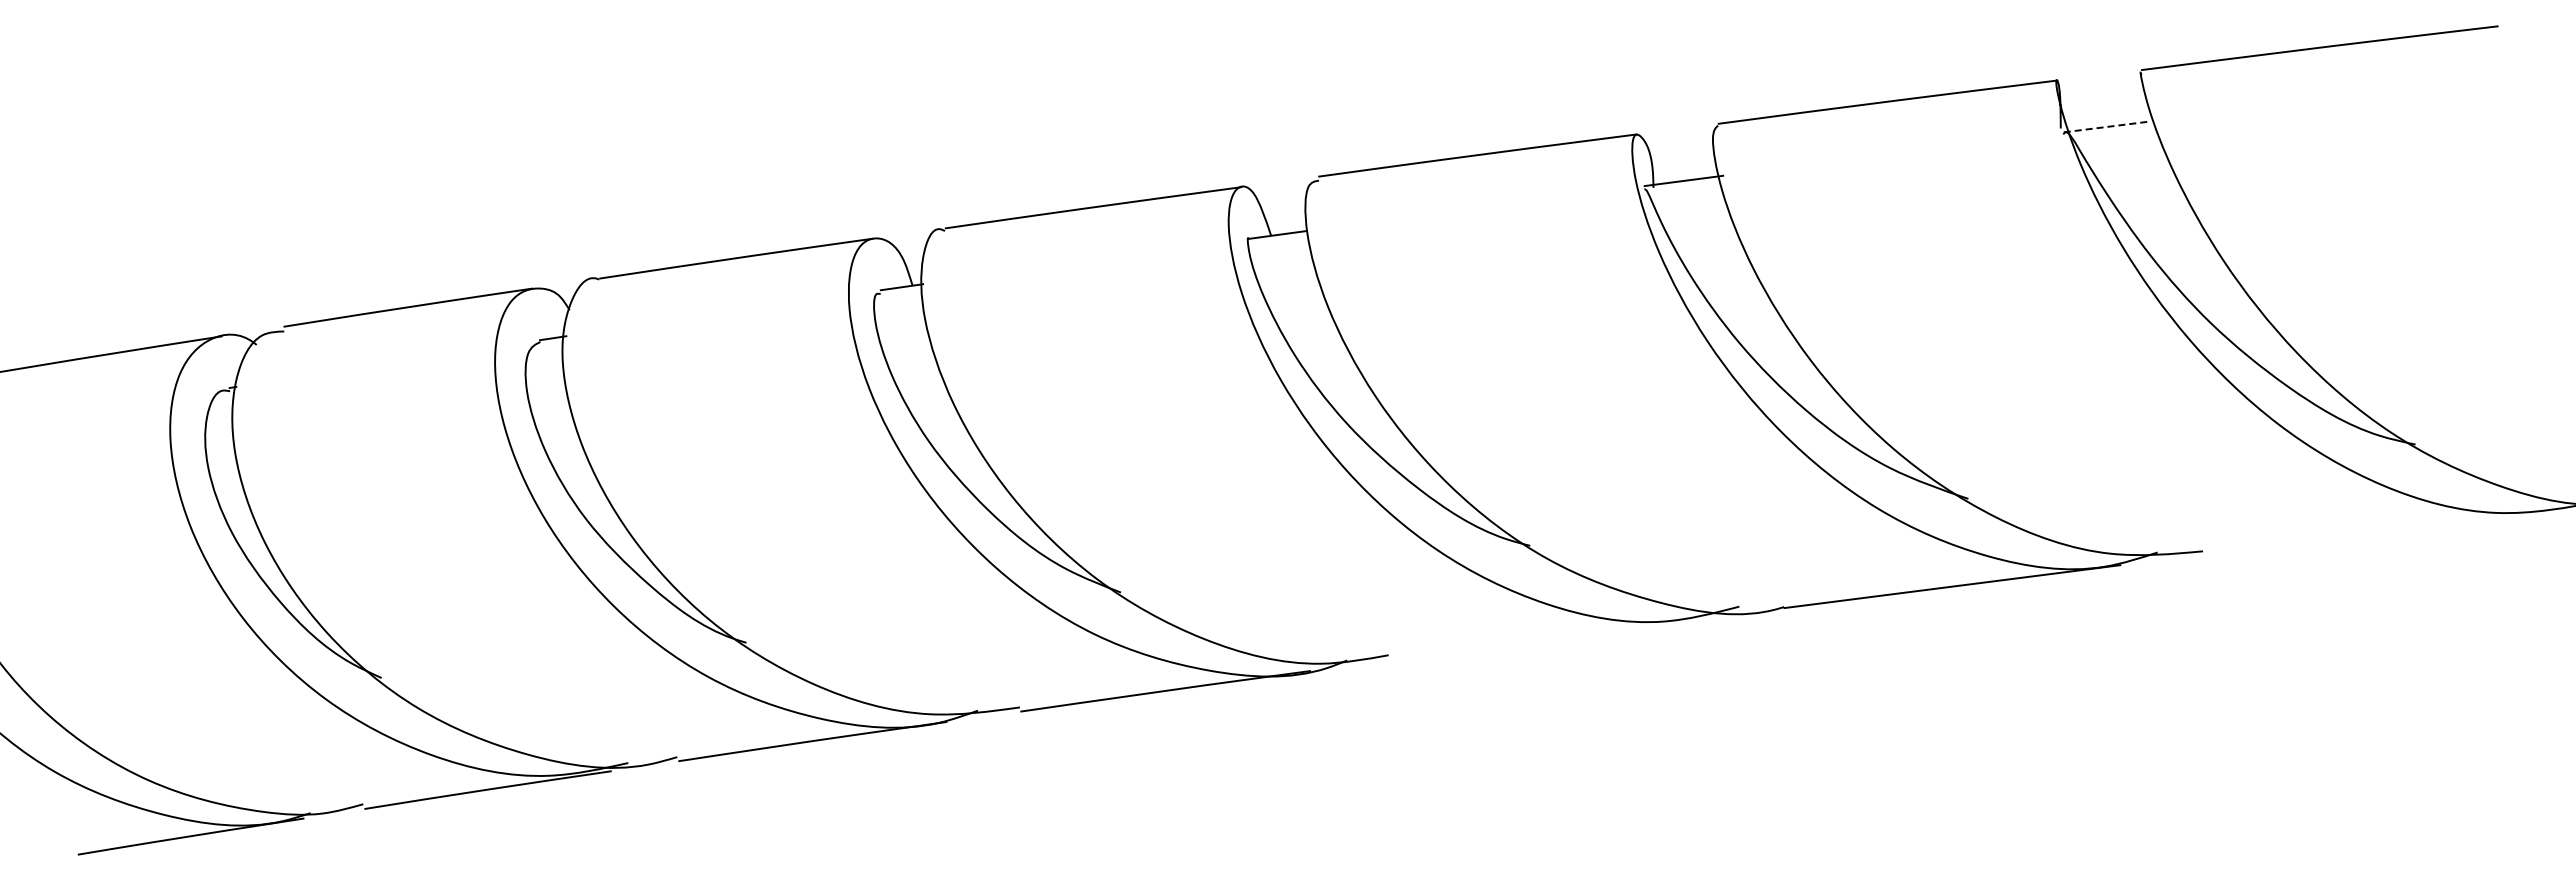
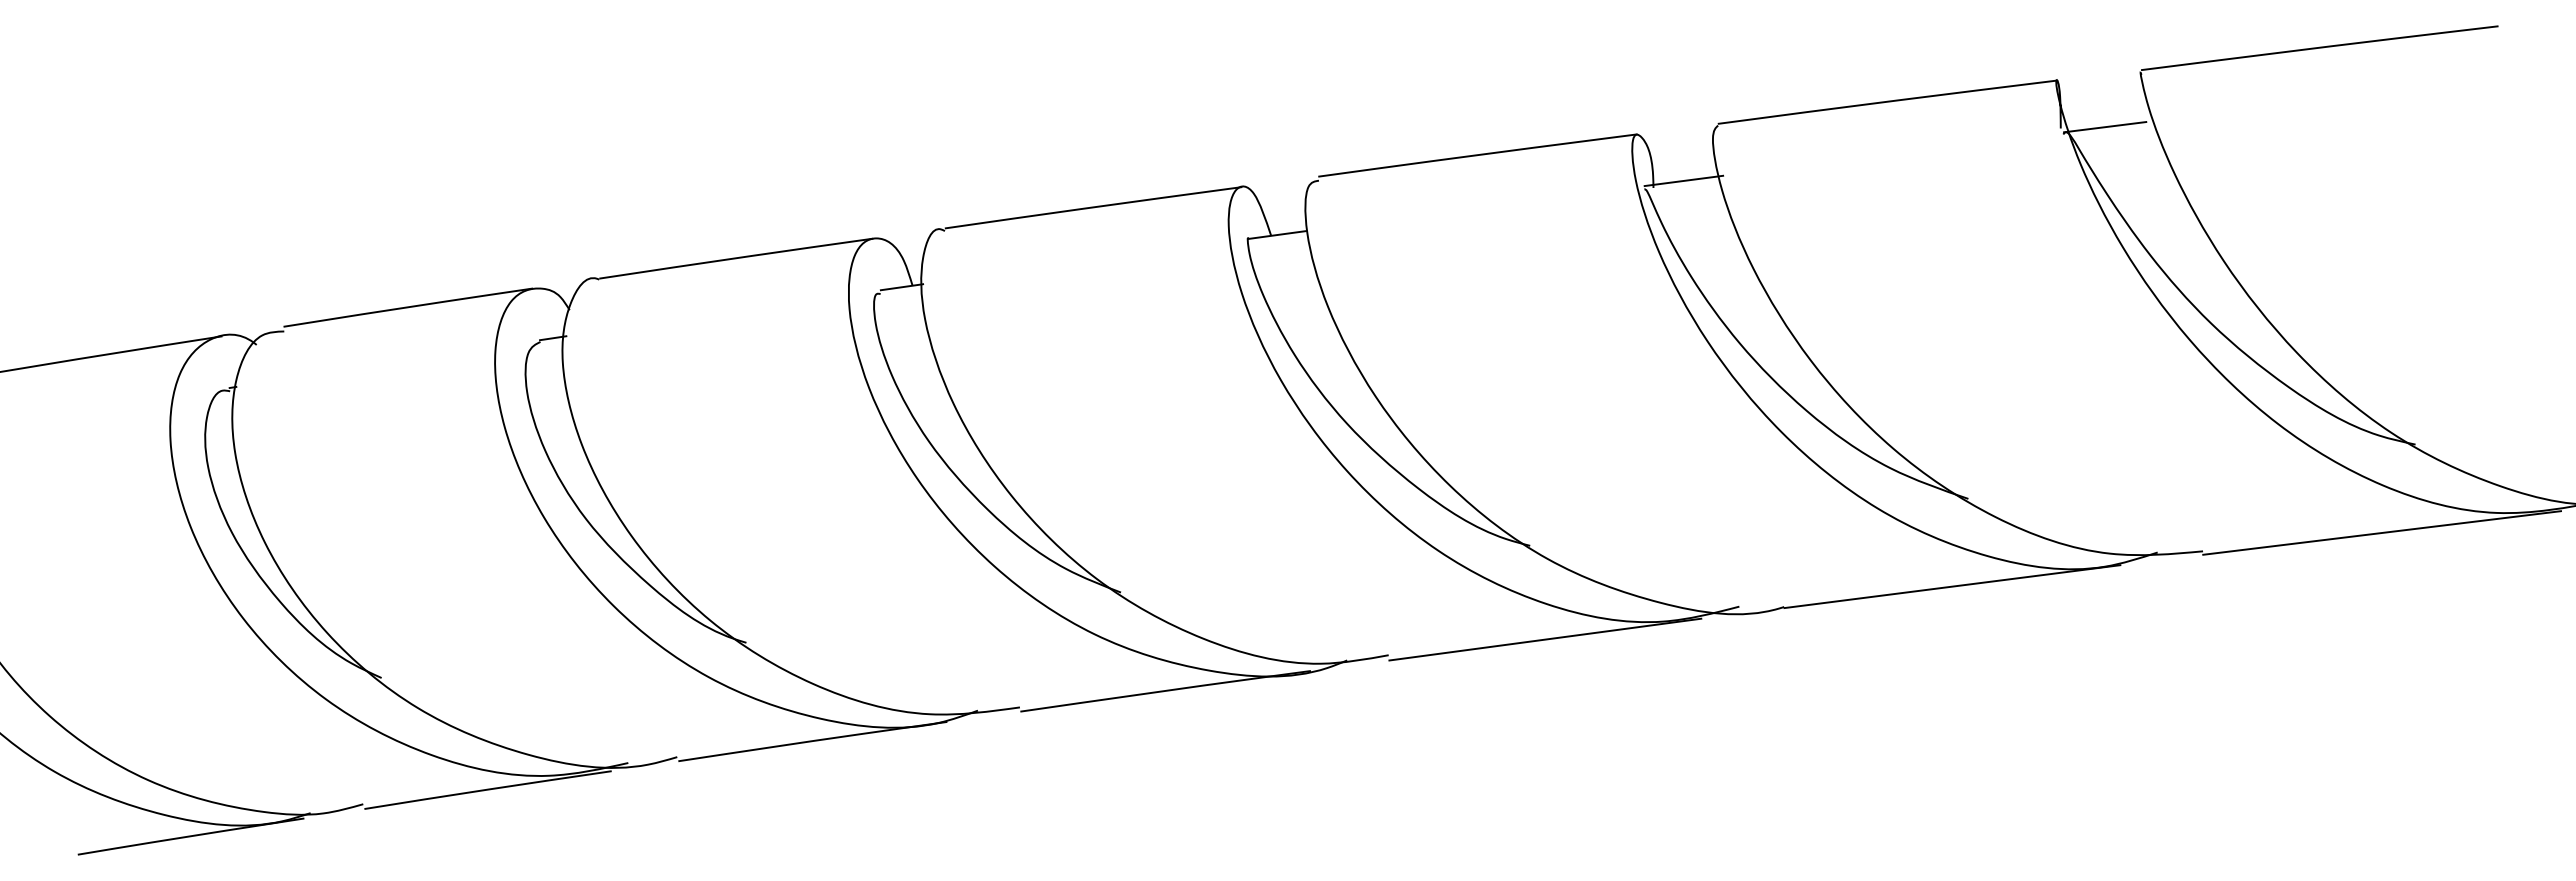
line: dashed -> solid (2105, 127)
line: none -> present (2382, 532)
line: none -> present (1545, 639)
